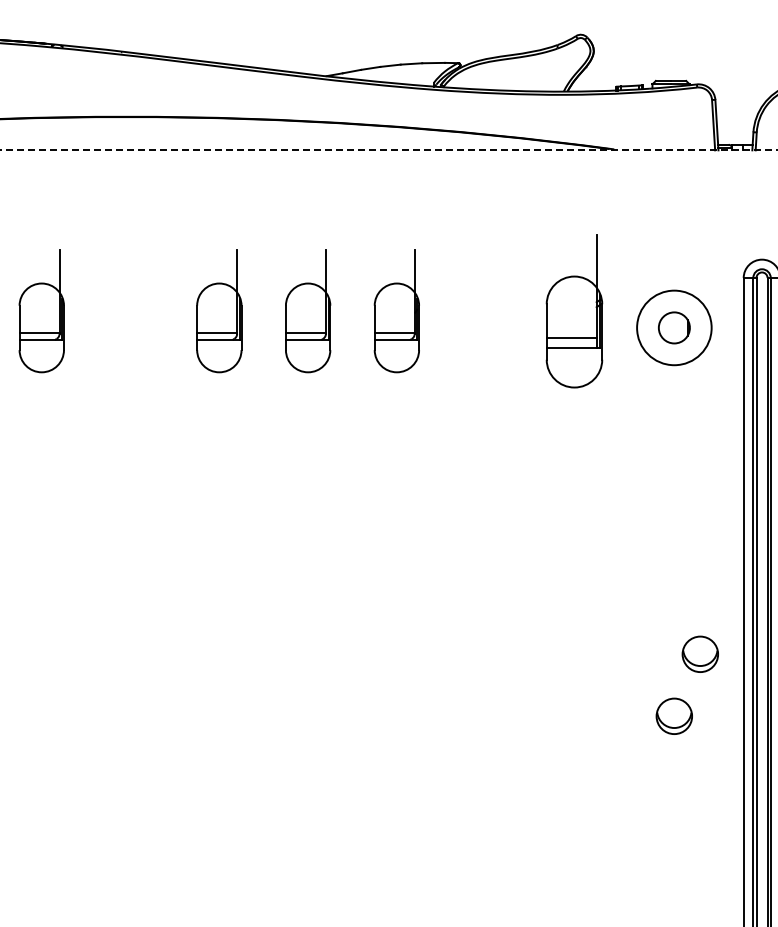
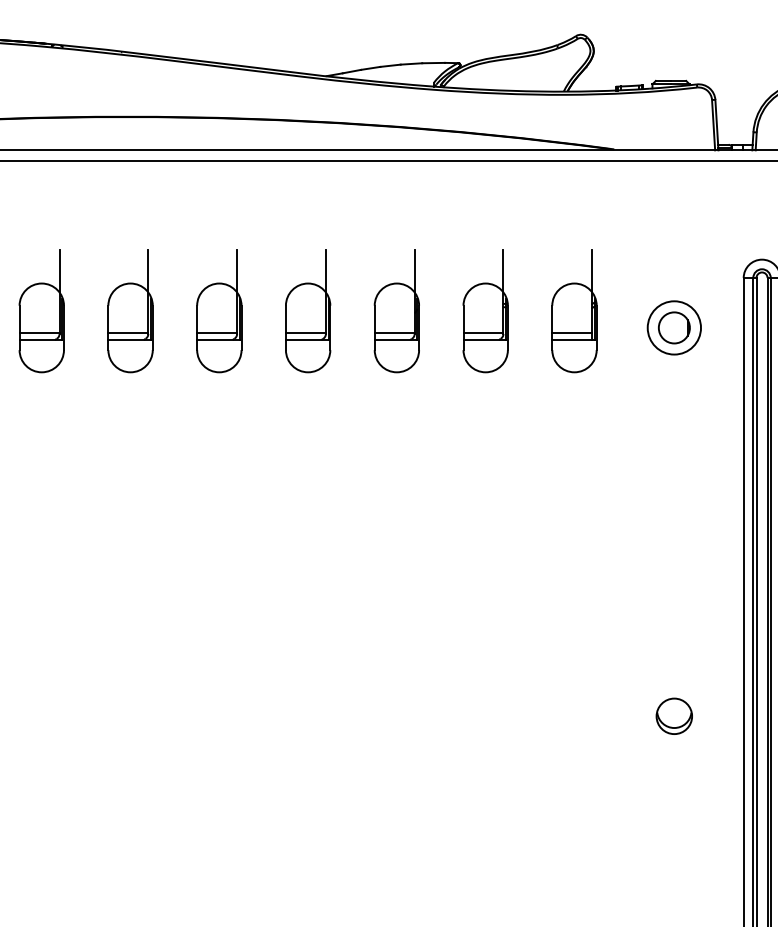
line: dashed -> solid (388, 150)
line: none -> present (388, 161)
part: none -> present (130, 311)
part: none -> present (485, 311)
part size: 59x155 px -> 47x125 px (574, 311)
circle diameter: 75 px -> 53 px (674, 327)
part: present -> none (699, 653)
